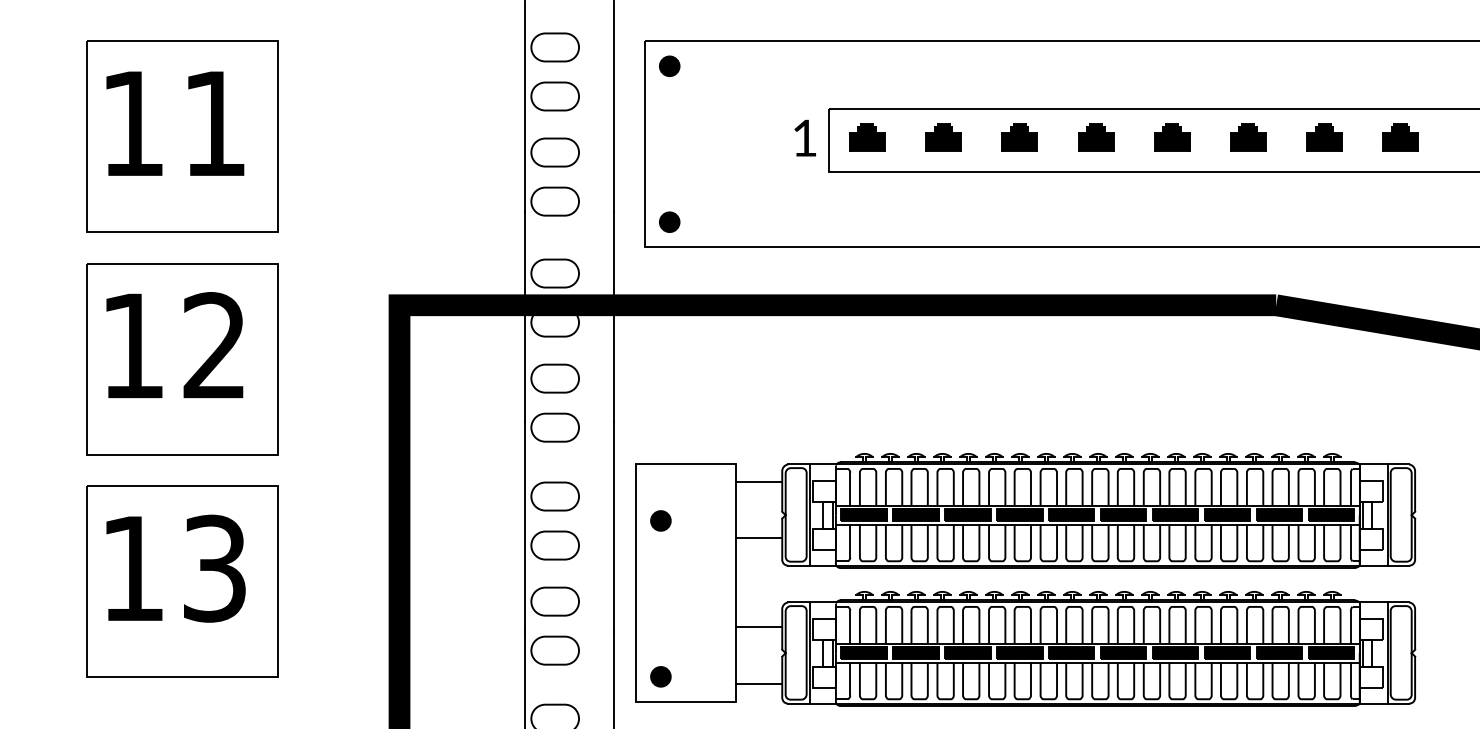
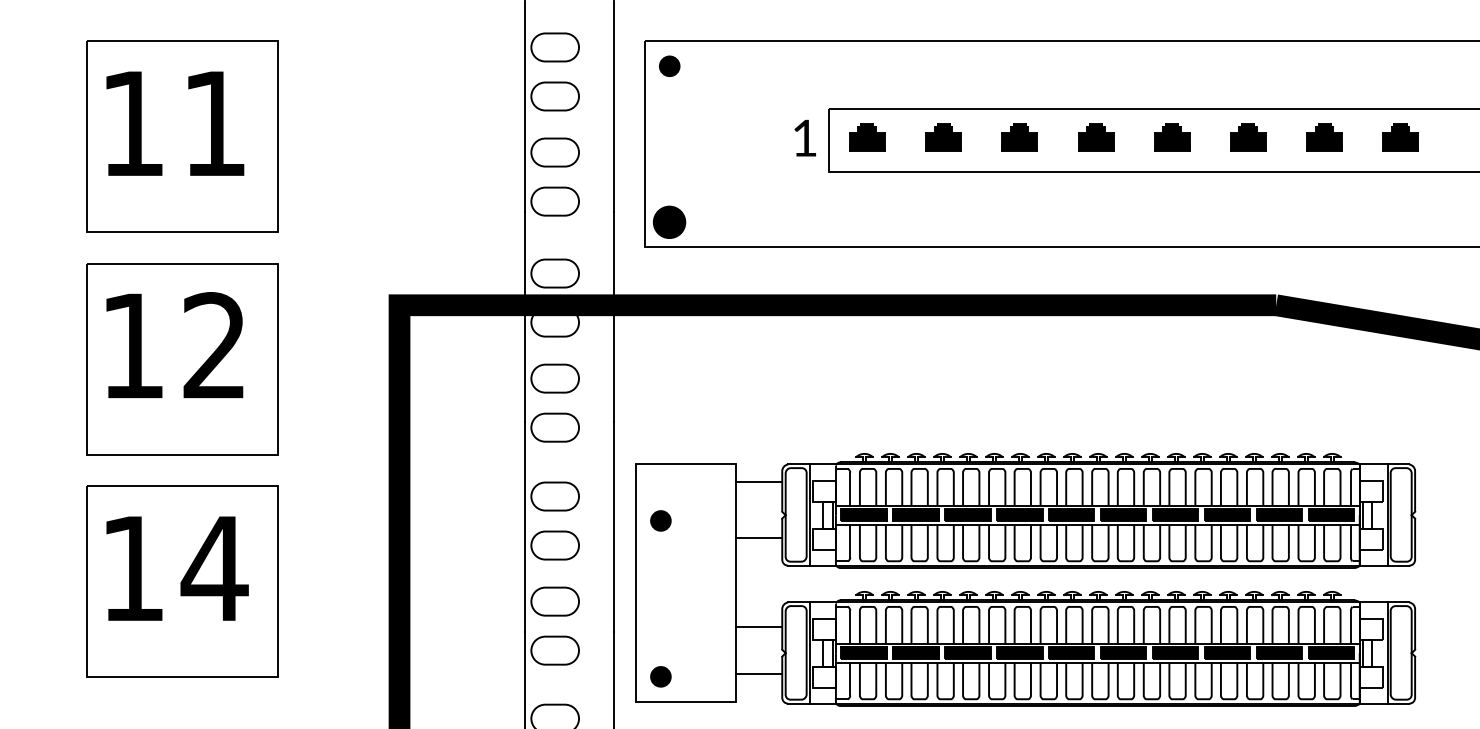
part size: 22x22 px -> 35x34 px (669, 221)
text: 13 -> 14 (214, 568)
line position: (758, 684) -> (758, 674) (758, 674)
